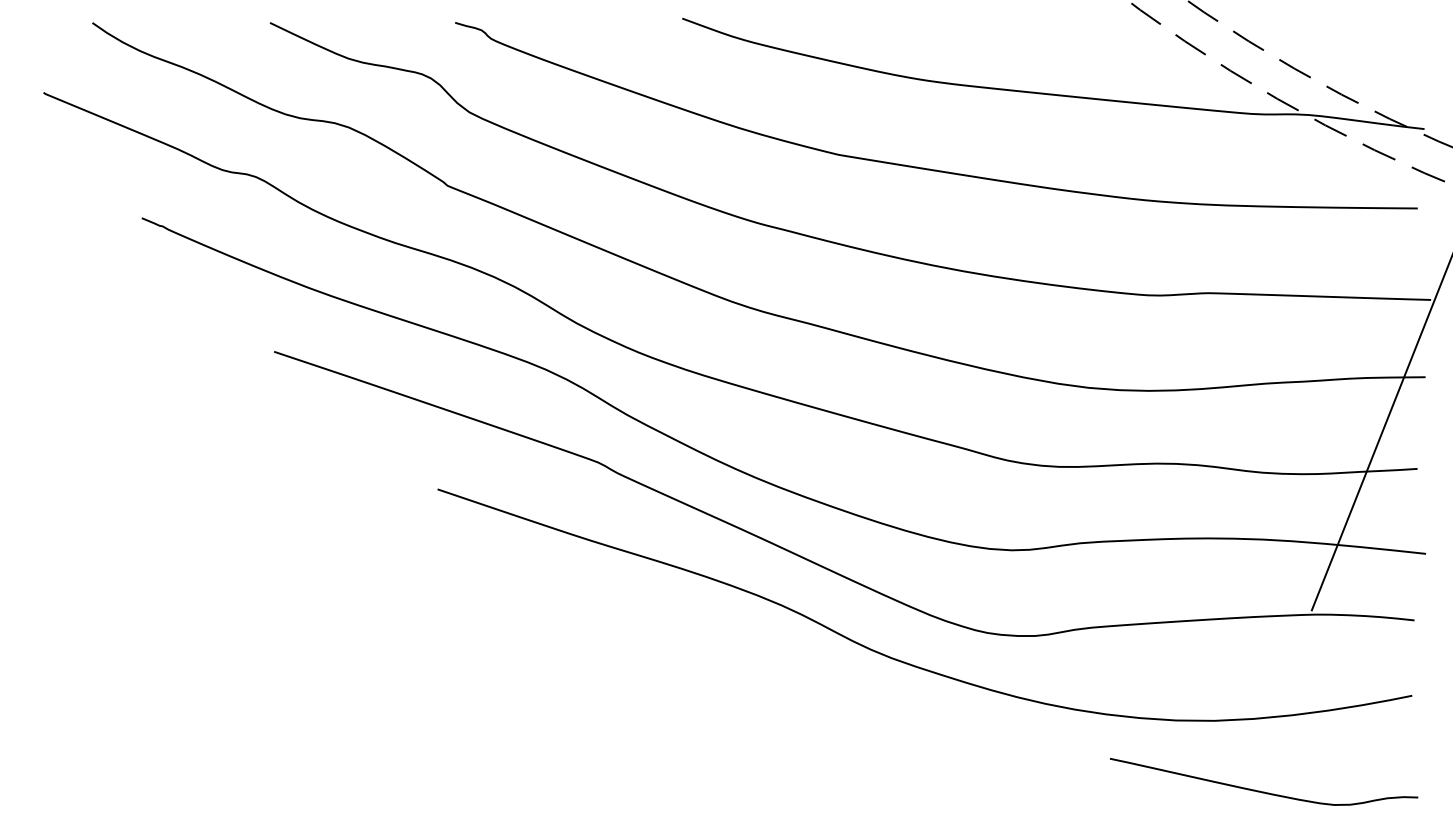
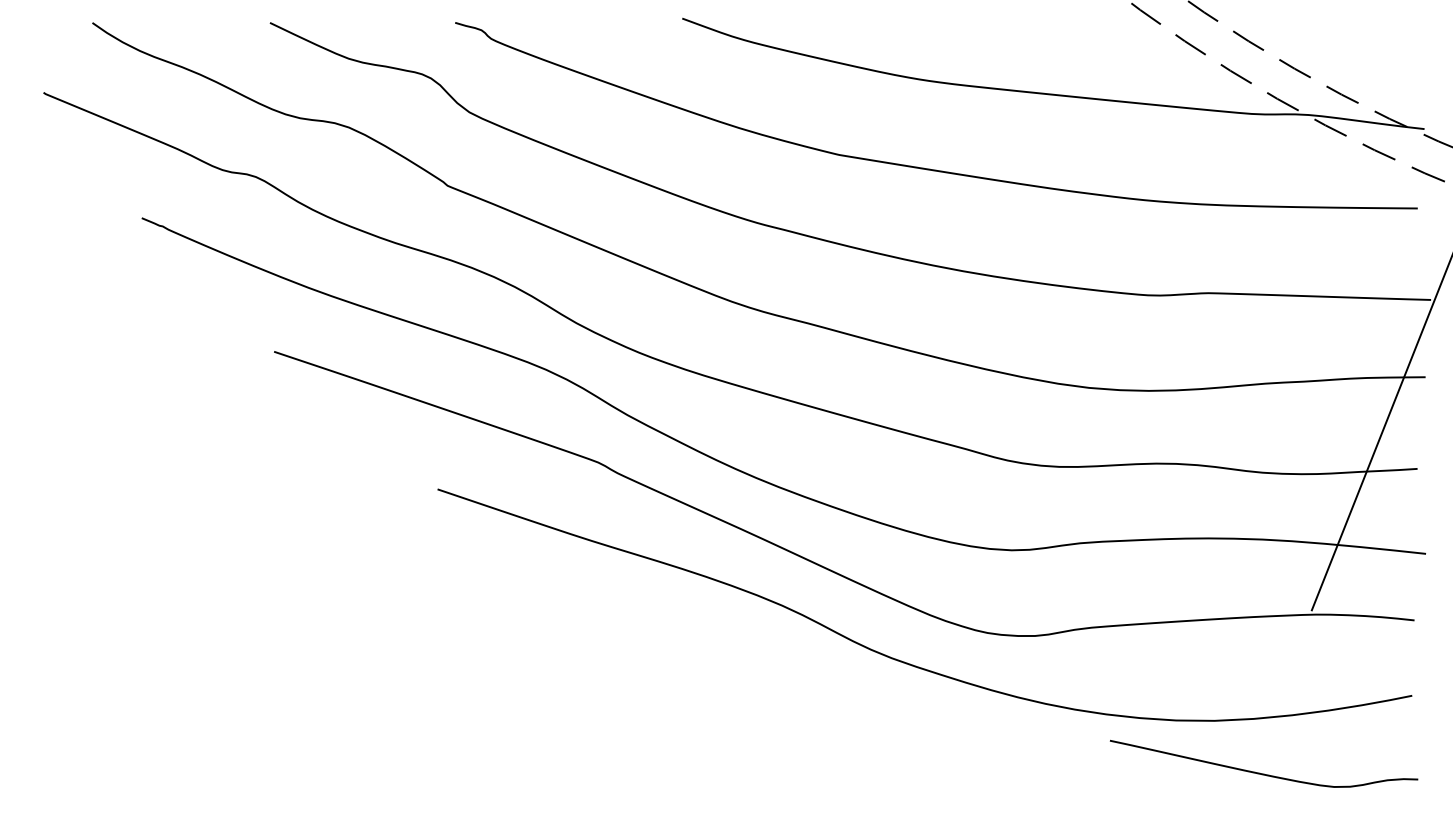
curve position: (1259, 790) -> (1259, 772) (1259, 772)
